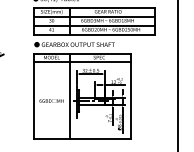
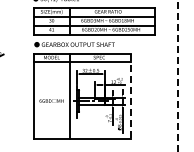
line: solid -> dashed (178, 76)
line: solid -> dashed (131, 96)
